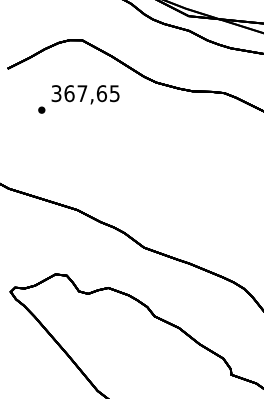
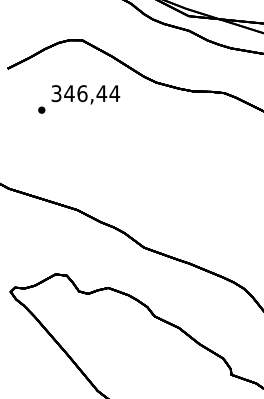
text: 367,65 -> 346,44 (92, 93)
